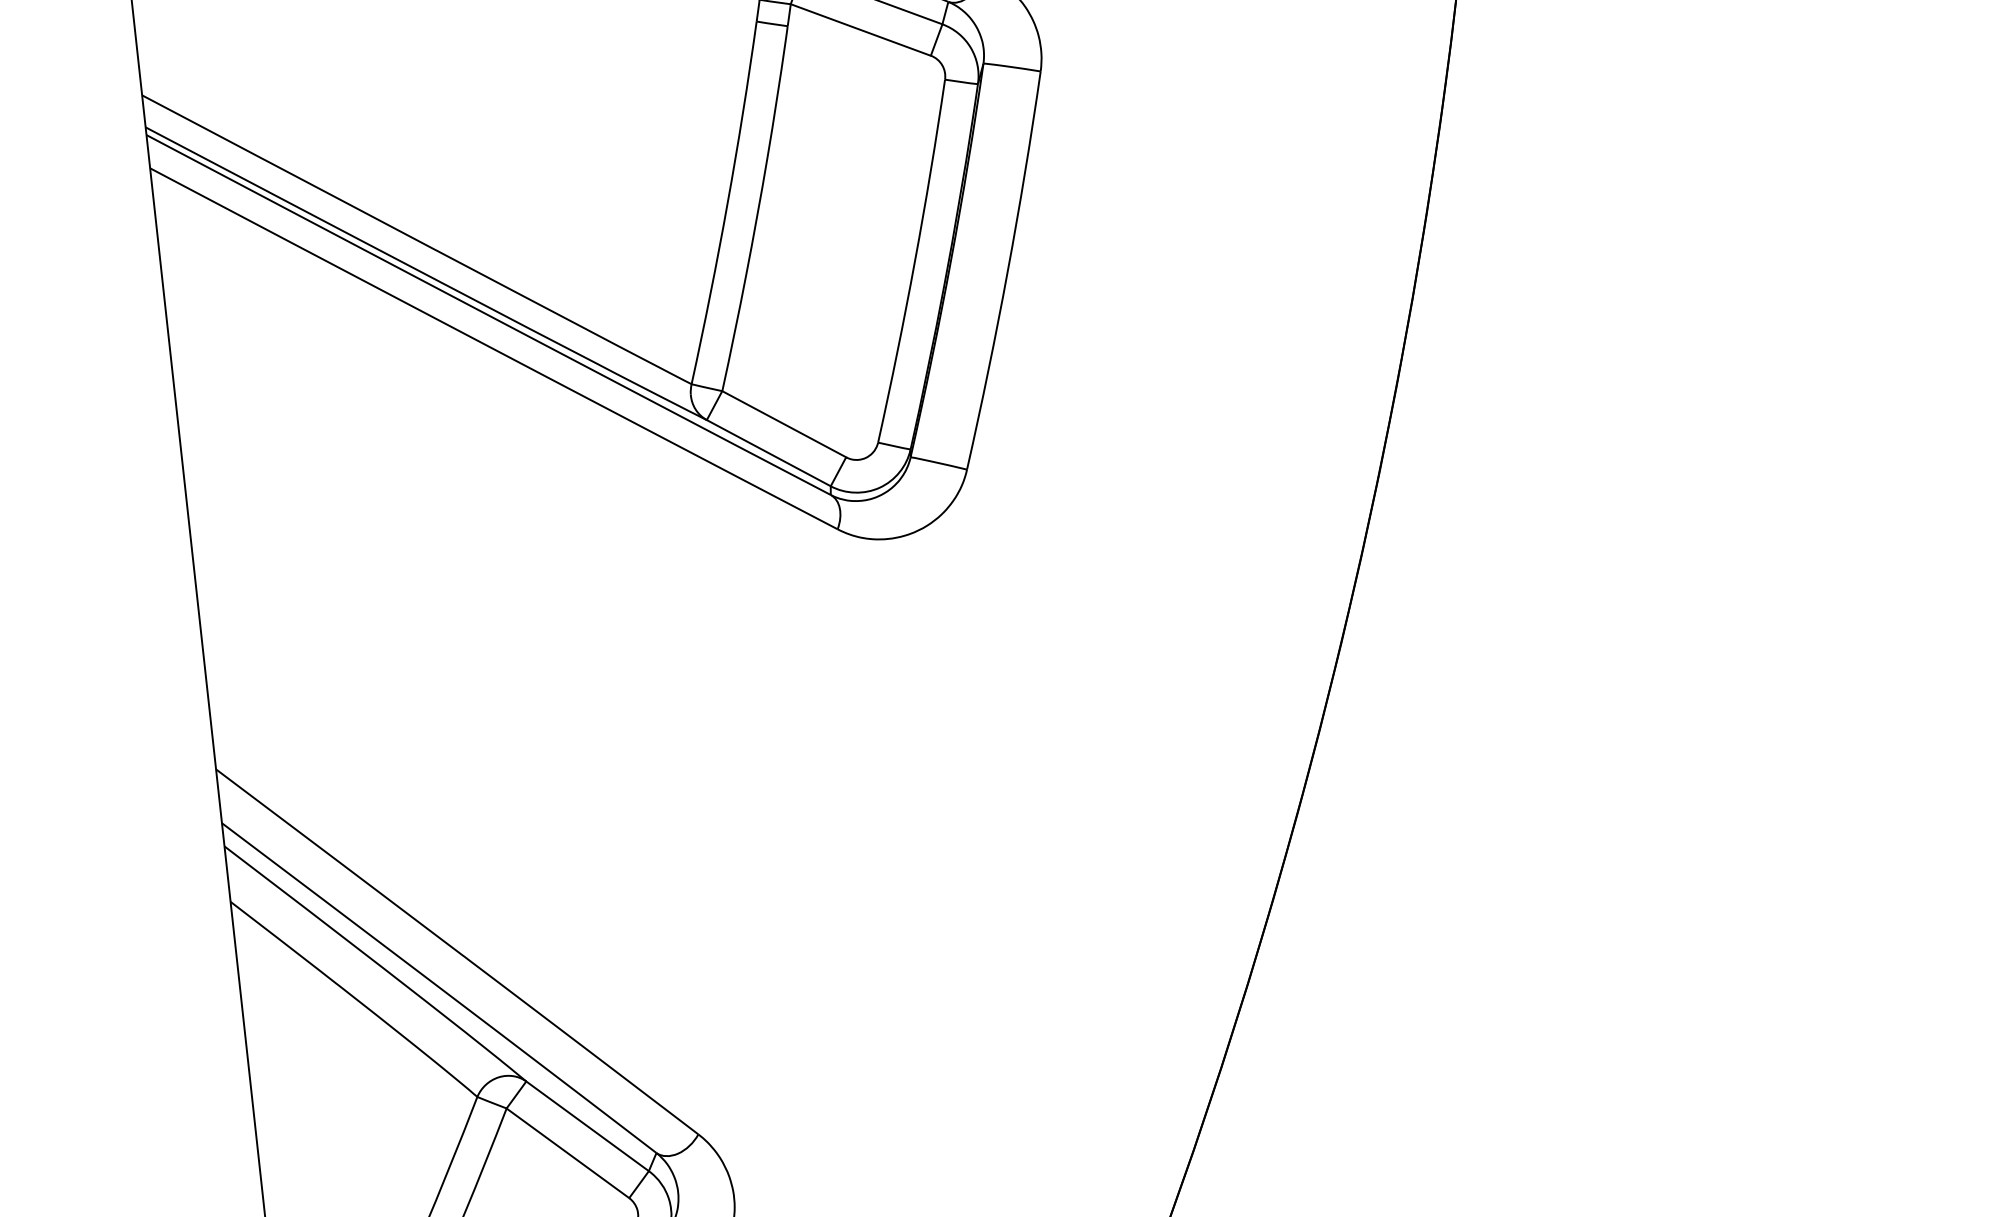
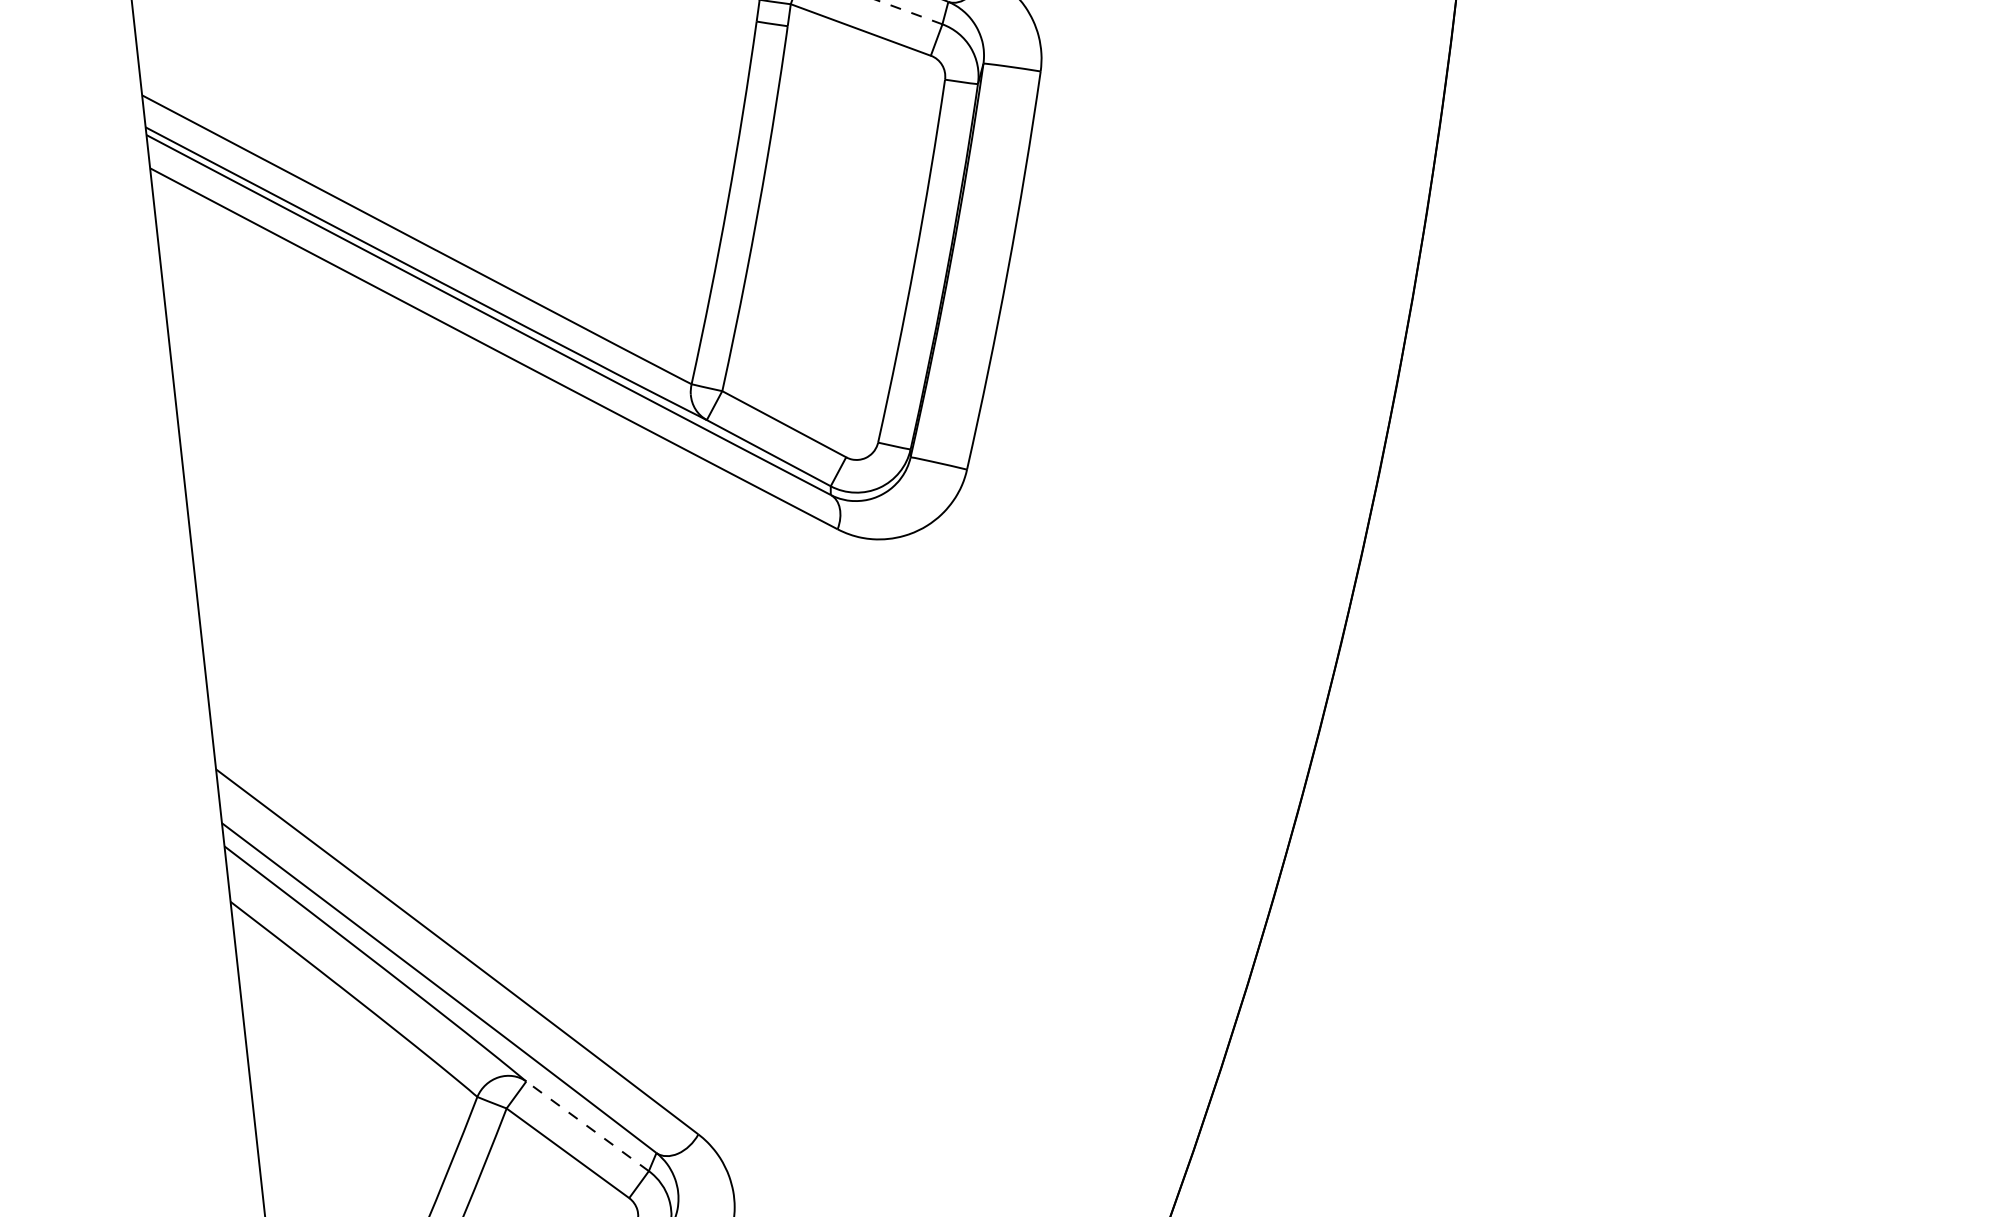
line: solid -> dashed (909, 12)
line: solid -> dashed (587, 1126)
